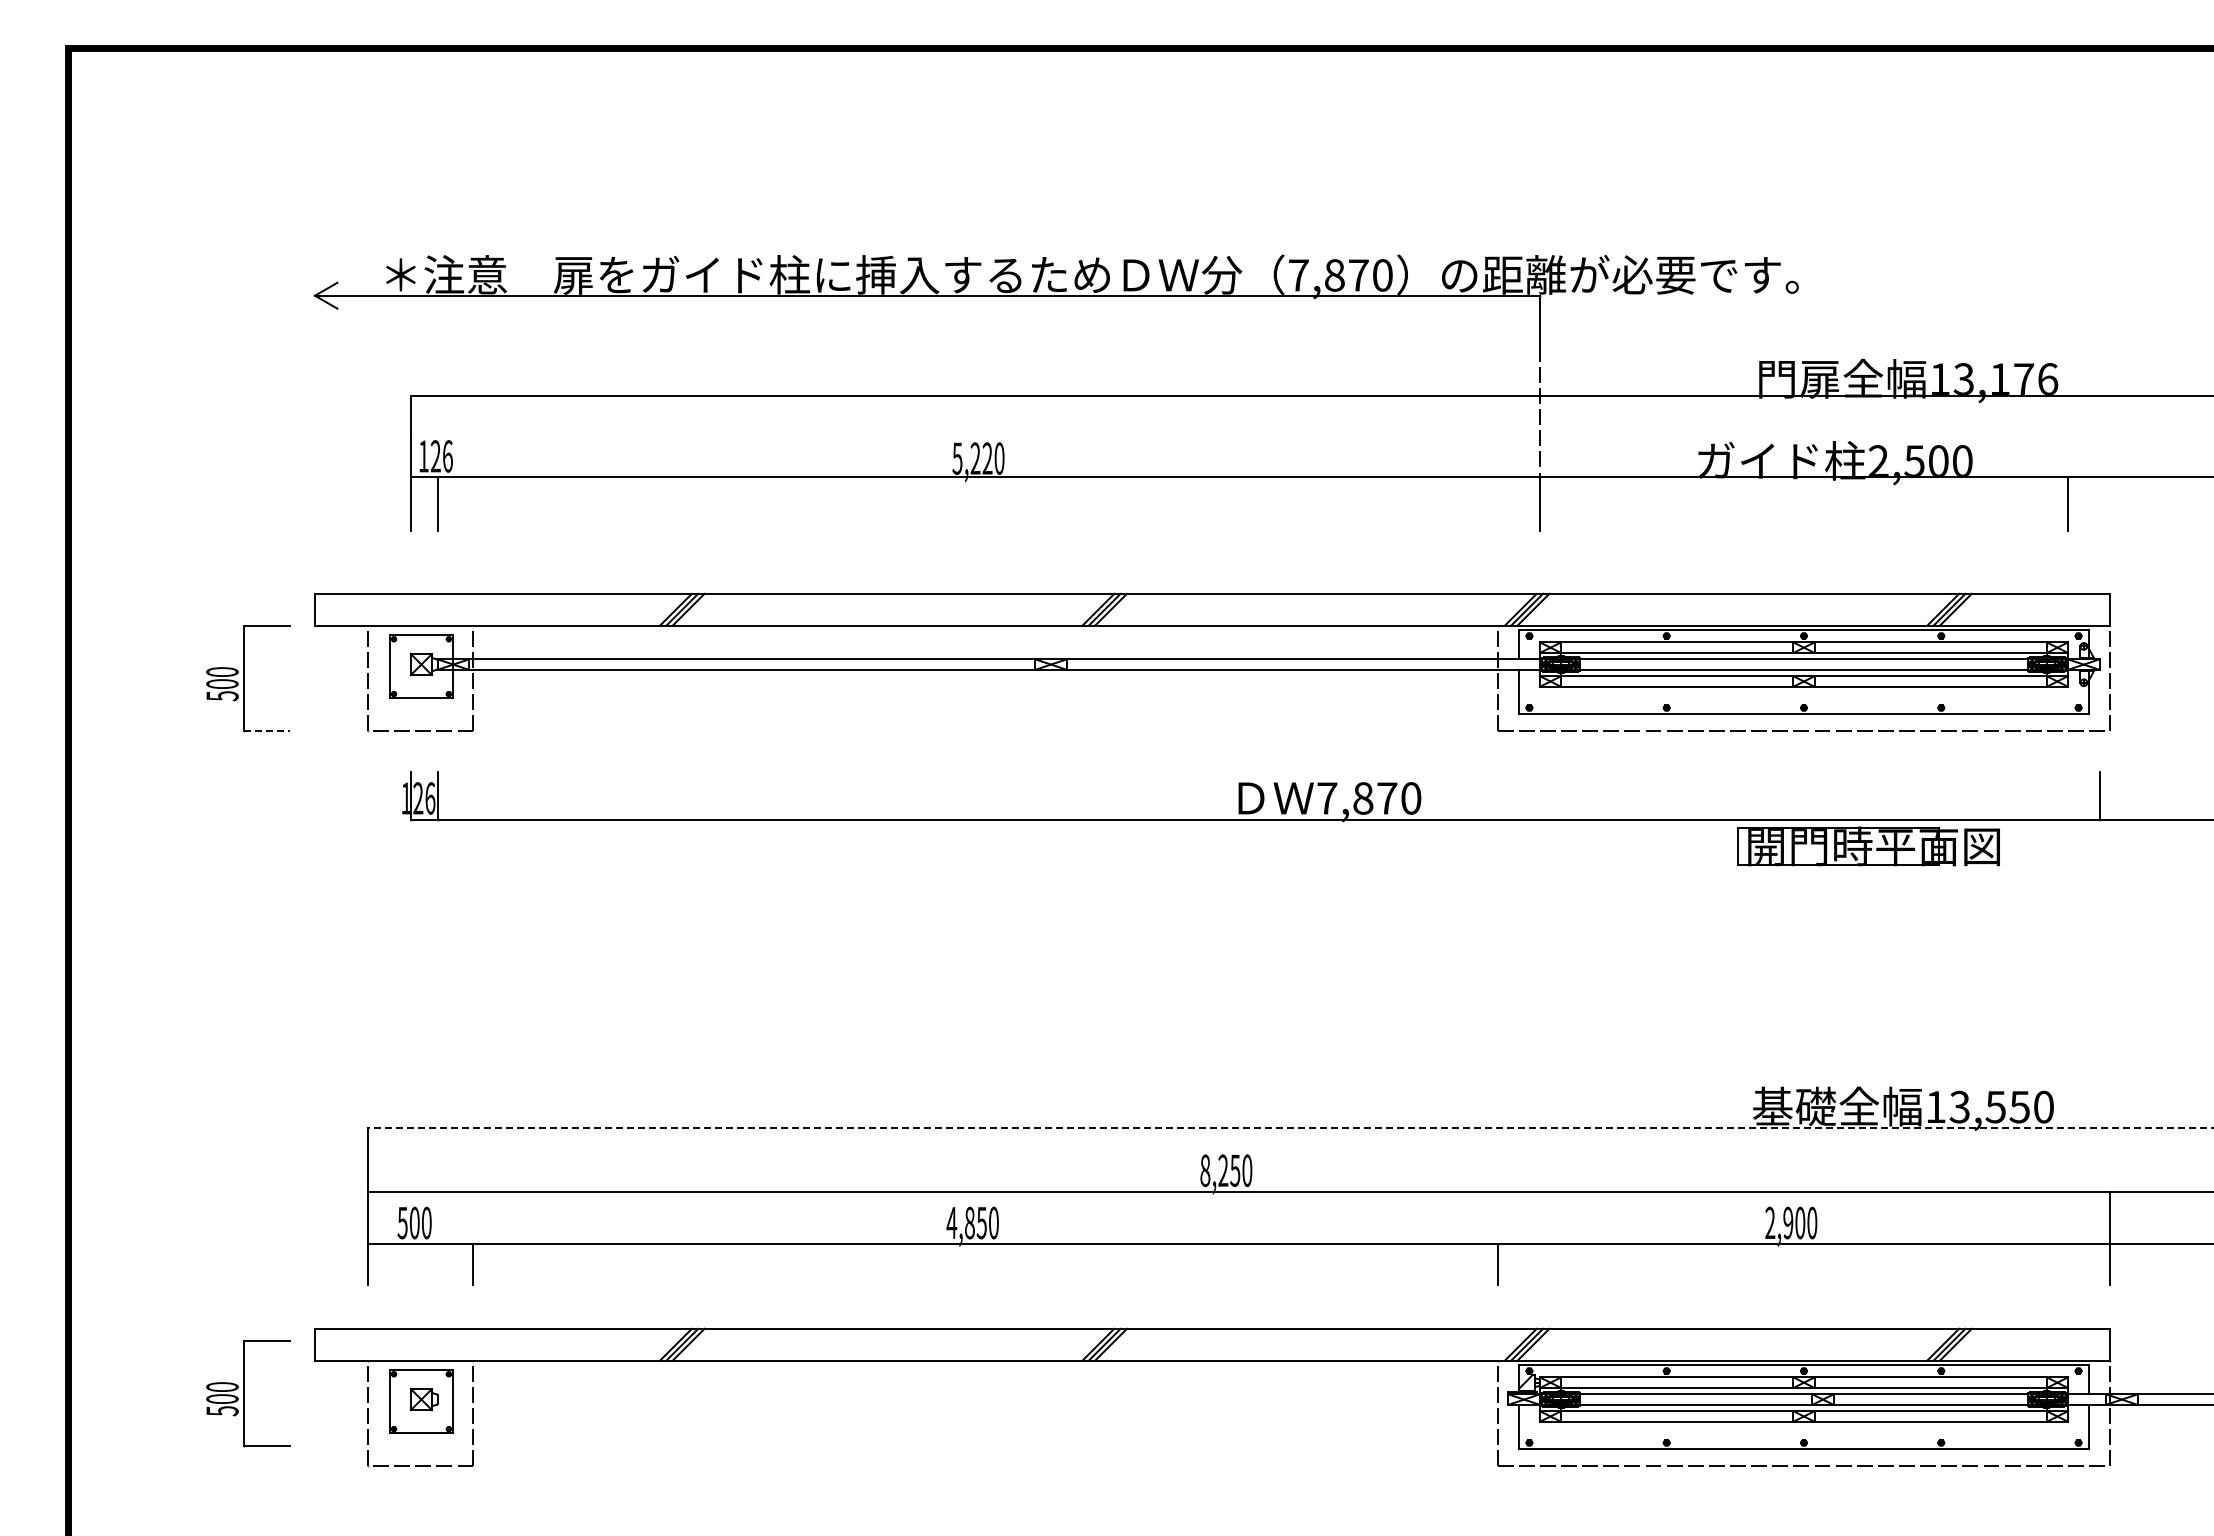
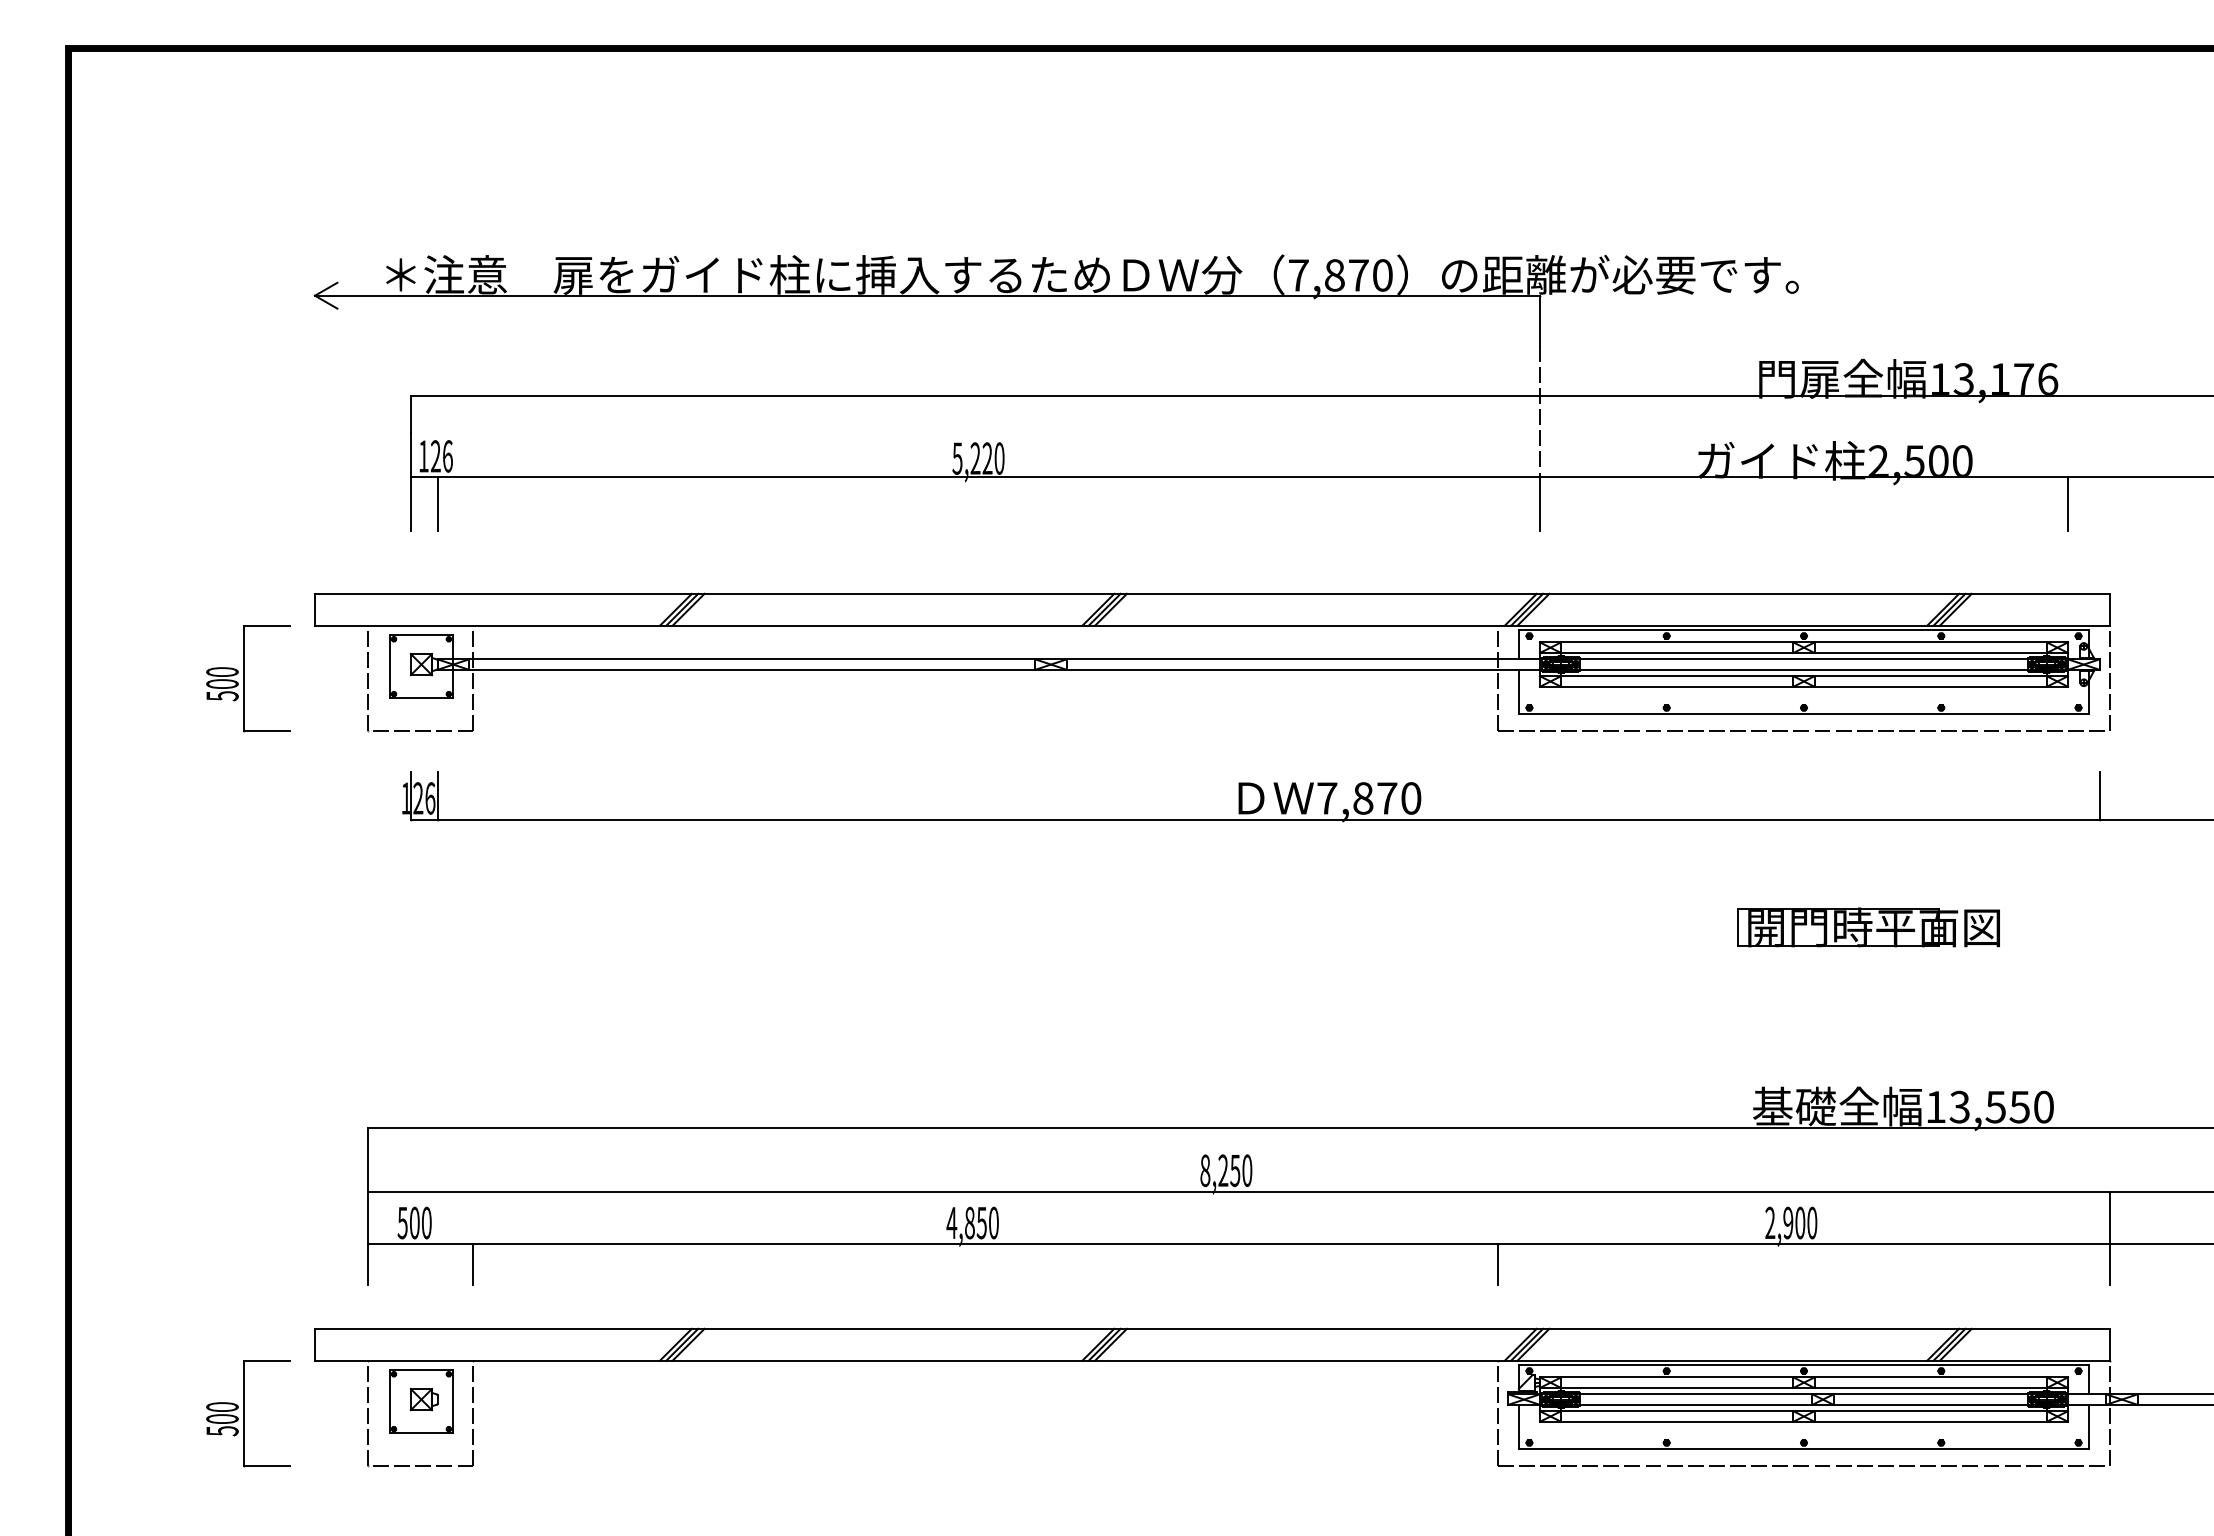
line: dashed -> solid (267, 731)
part position: (1868, 846) -> (1868, 927) (1868, 927)
line: dashed -> solid (1290, 1128)
part position: (248, 1393) -> (248, 1413) (248, 1413)
